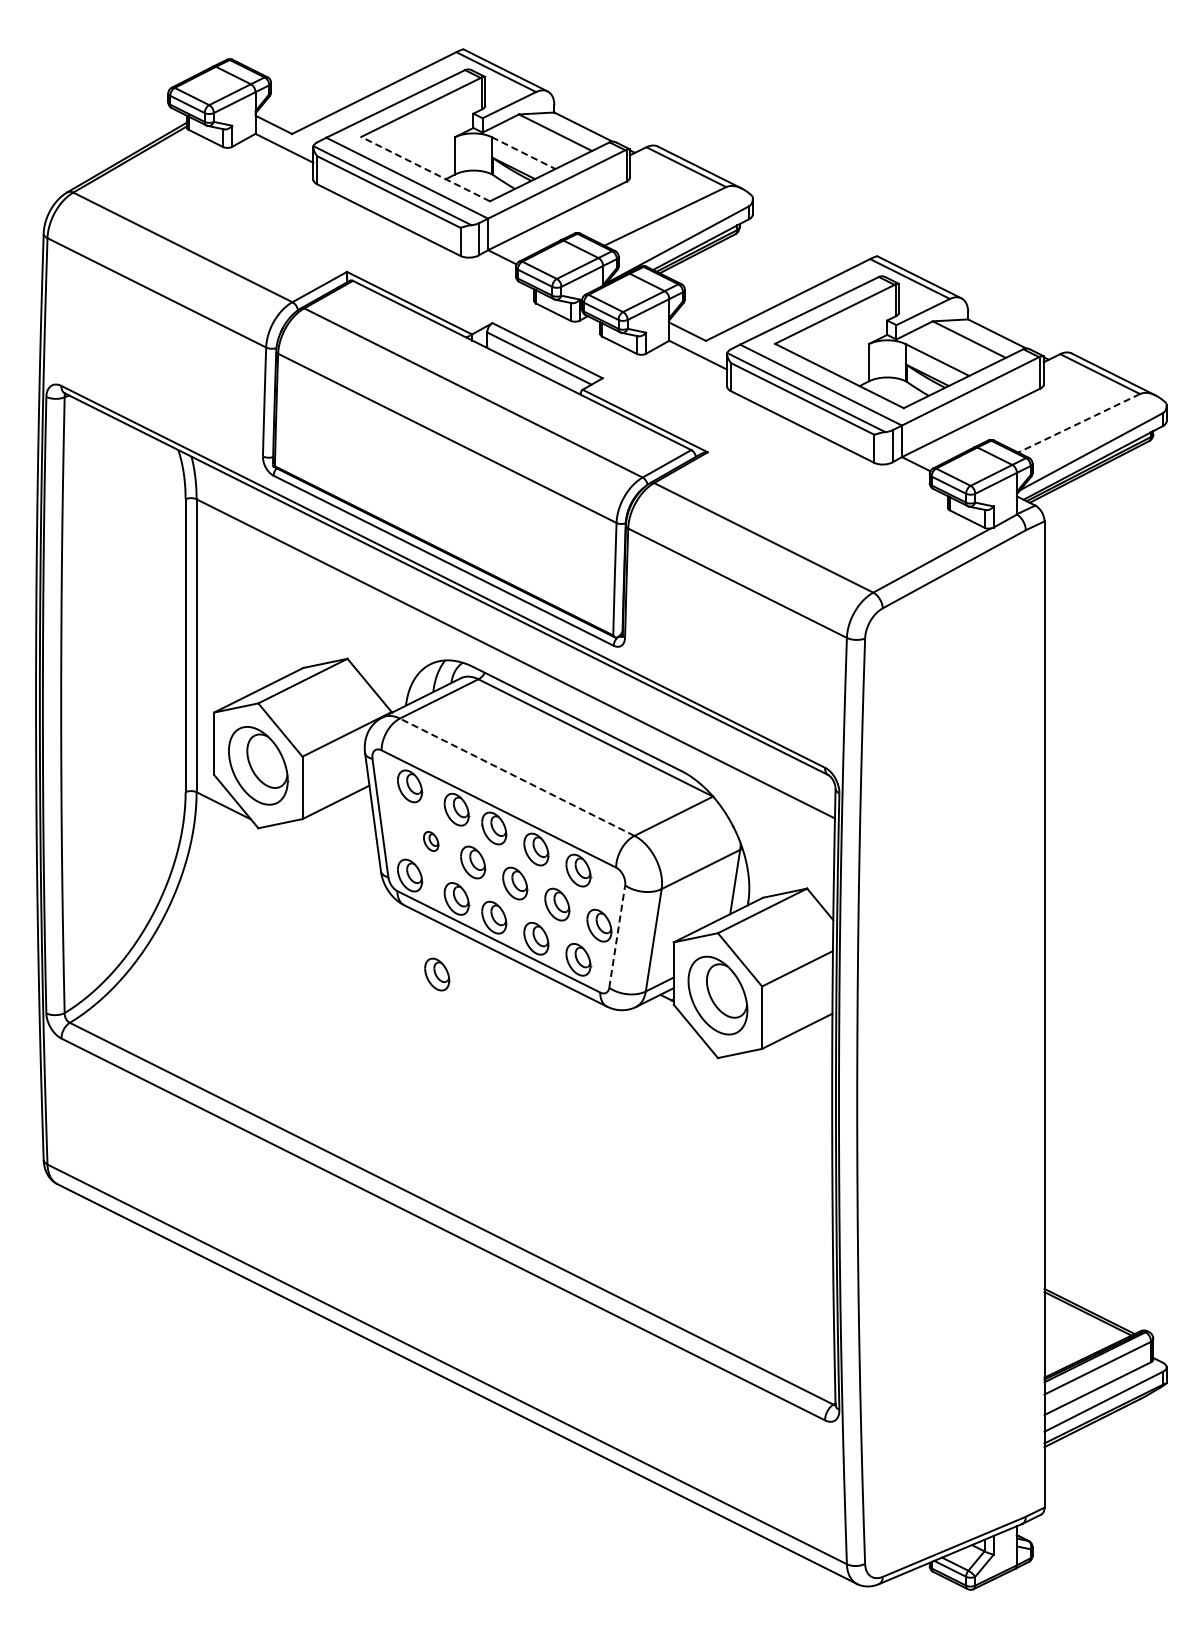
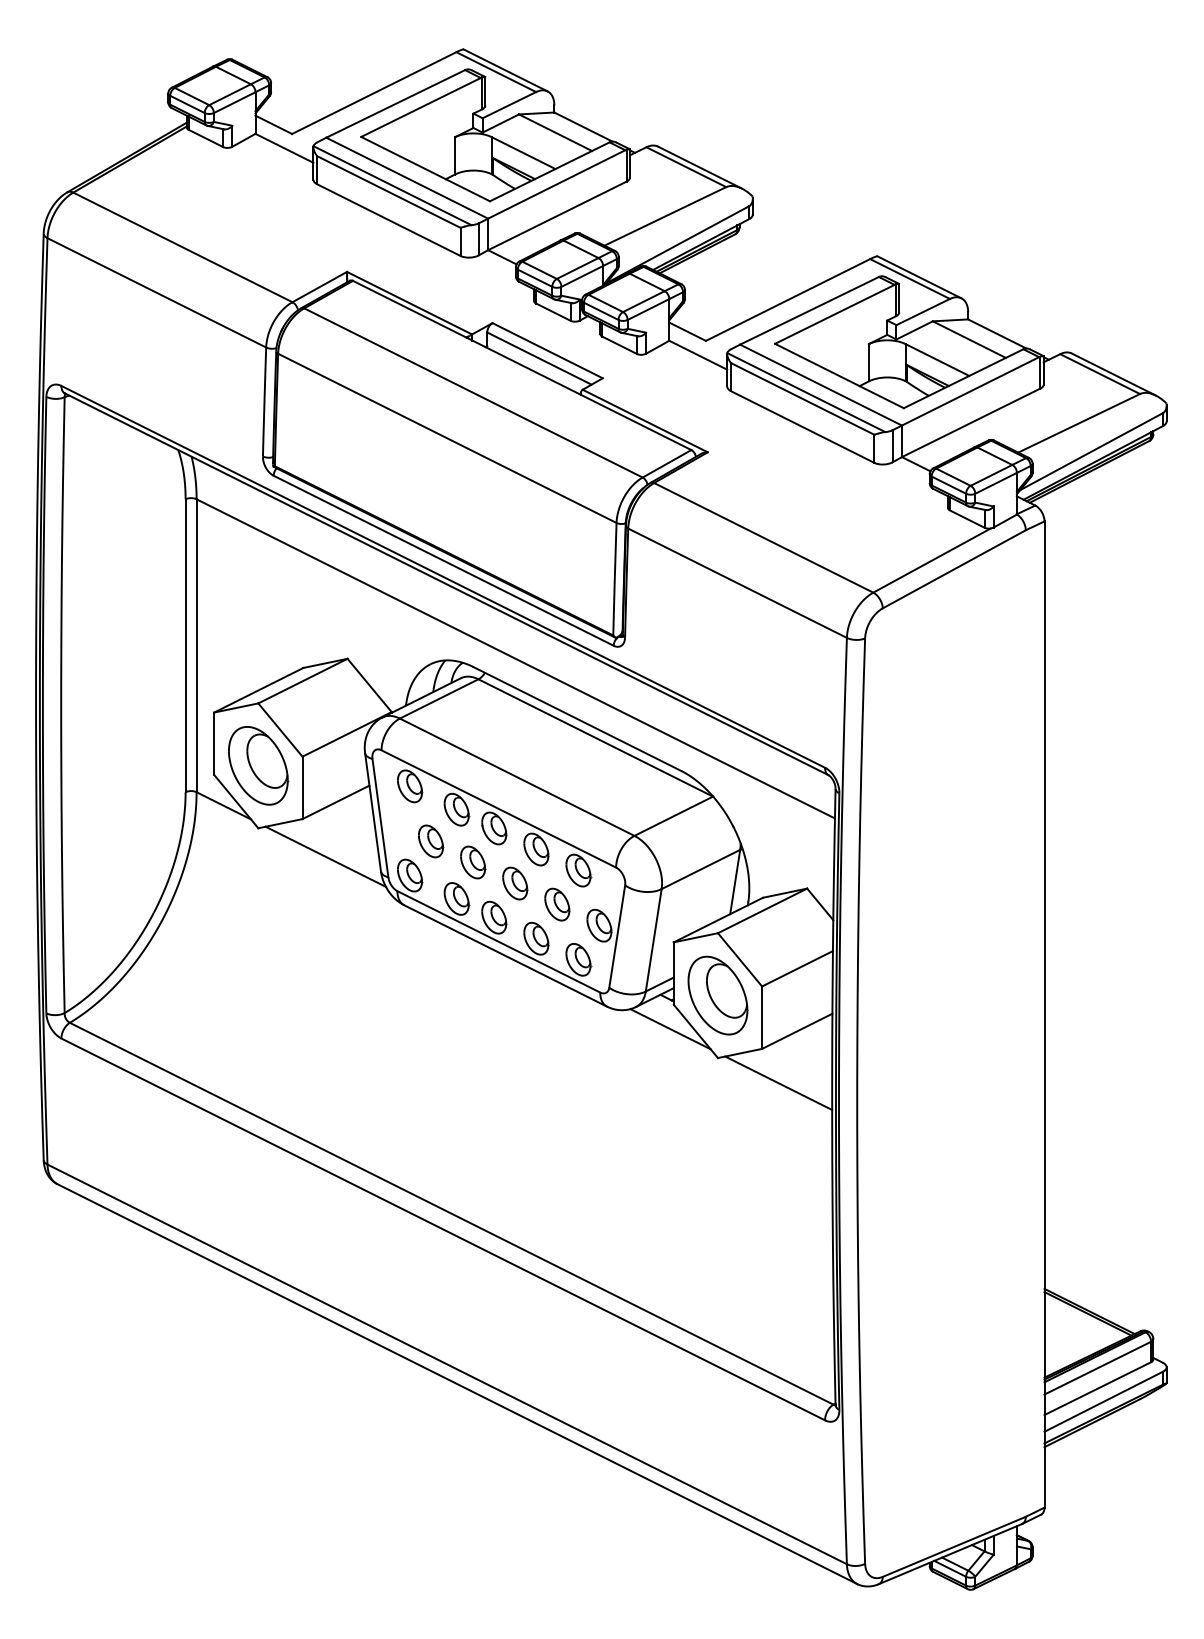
line: dashed -> solid (523, 153)
line: dashed -> solid (425, 169)
line: dashed -> solid (1079, 423)
line: dashed -> solid (516, 777)
part size: 17x21 px -> 27x35 px (431, 841)
line: none -> present (325, 856)
line: dashed -> solid (617, 936)
part: present -> none (437, 974)
line: none -> present (670, 1029)
line: none -> present (778, 1083)
